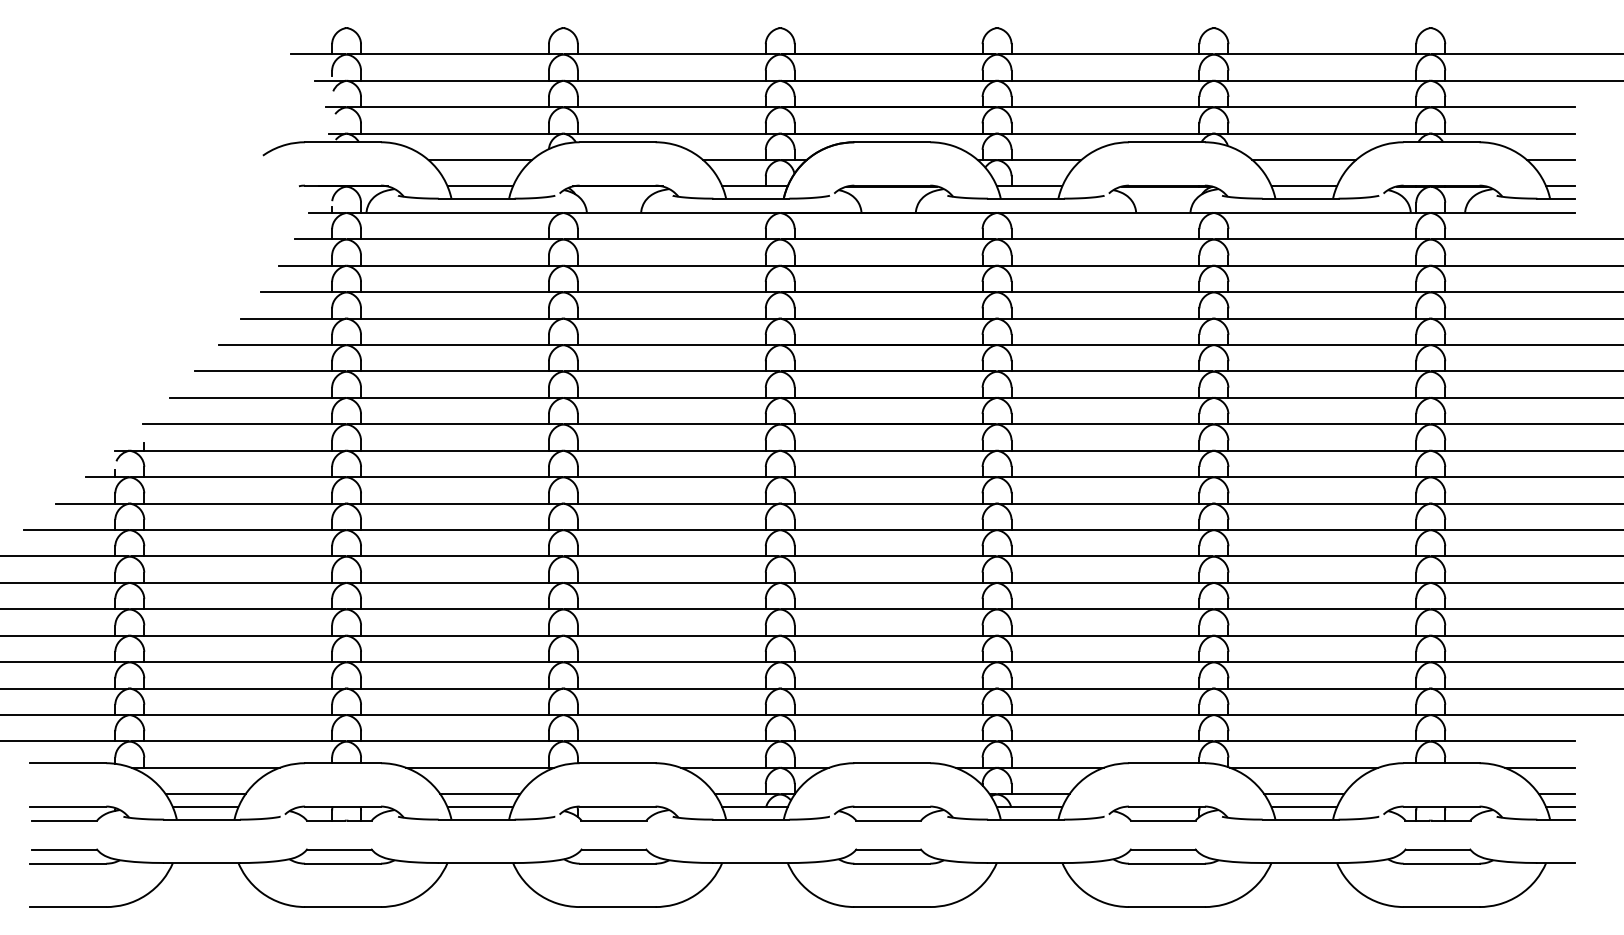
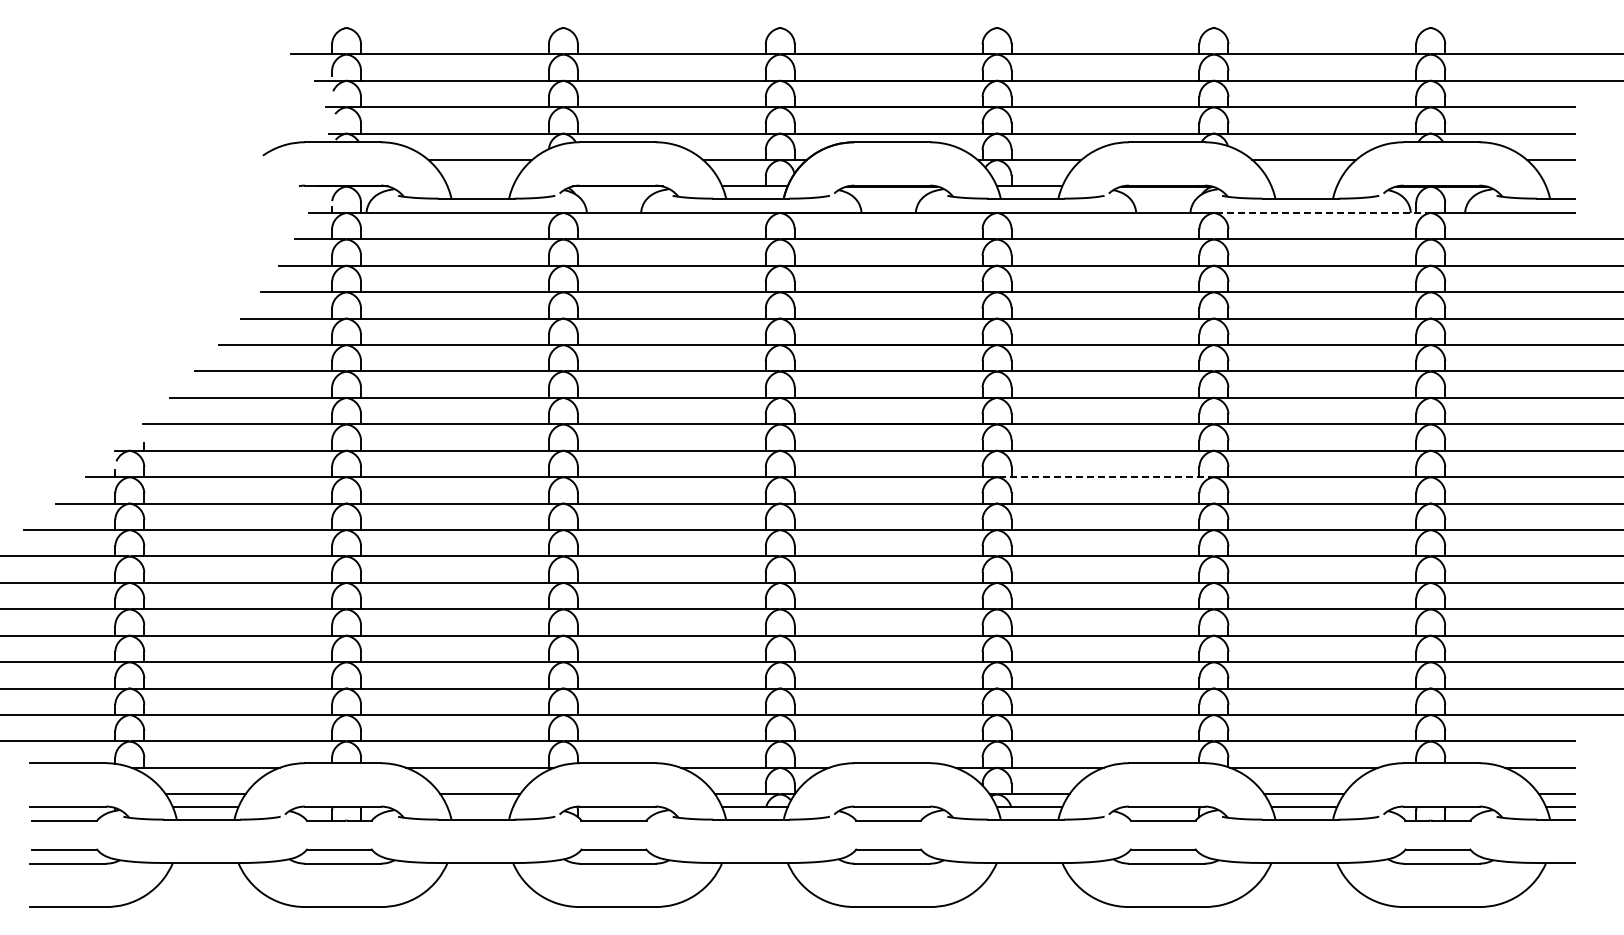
line: present -> none (480, 186)
line: present -> none (1304, 186)
line: present -> none (1560, 186)
line: solid -> dashed (1322, 212)
line: solid -> dashed (1105, 477)
line: present -> none (480, 807)
